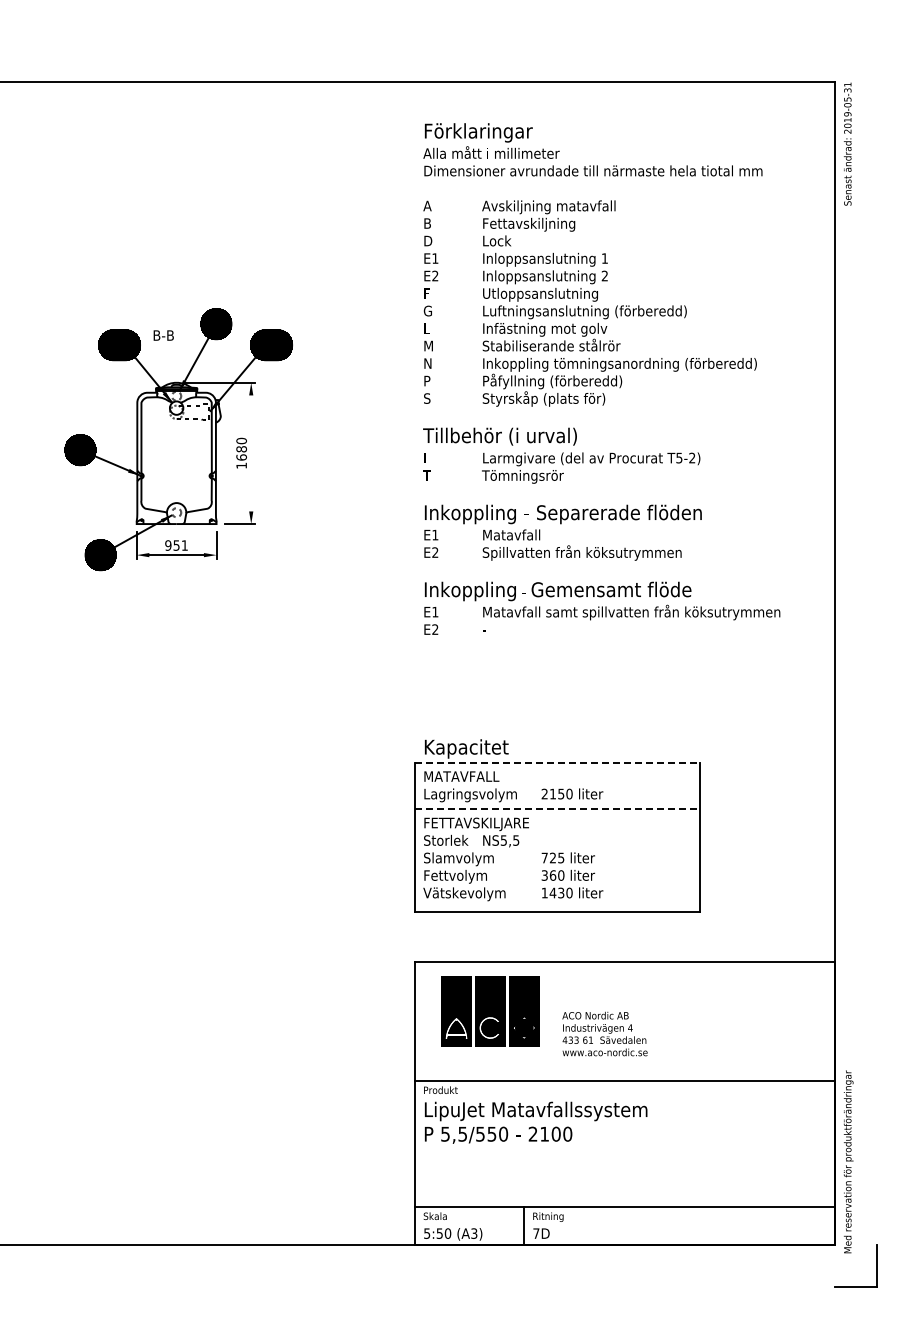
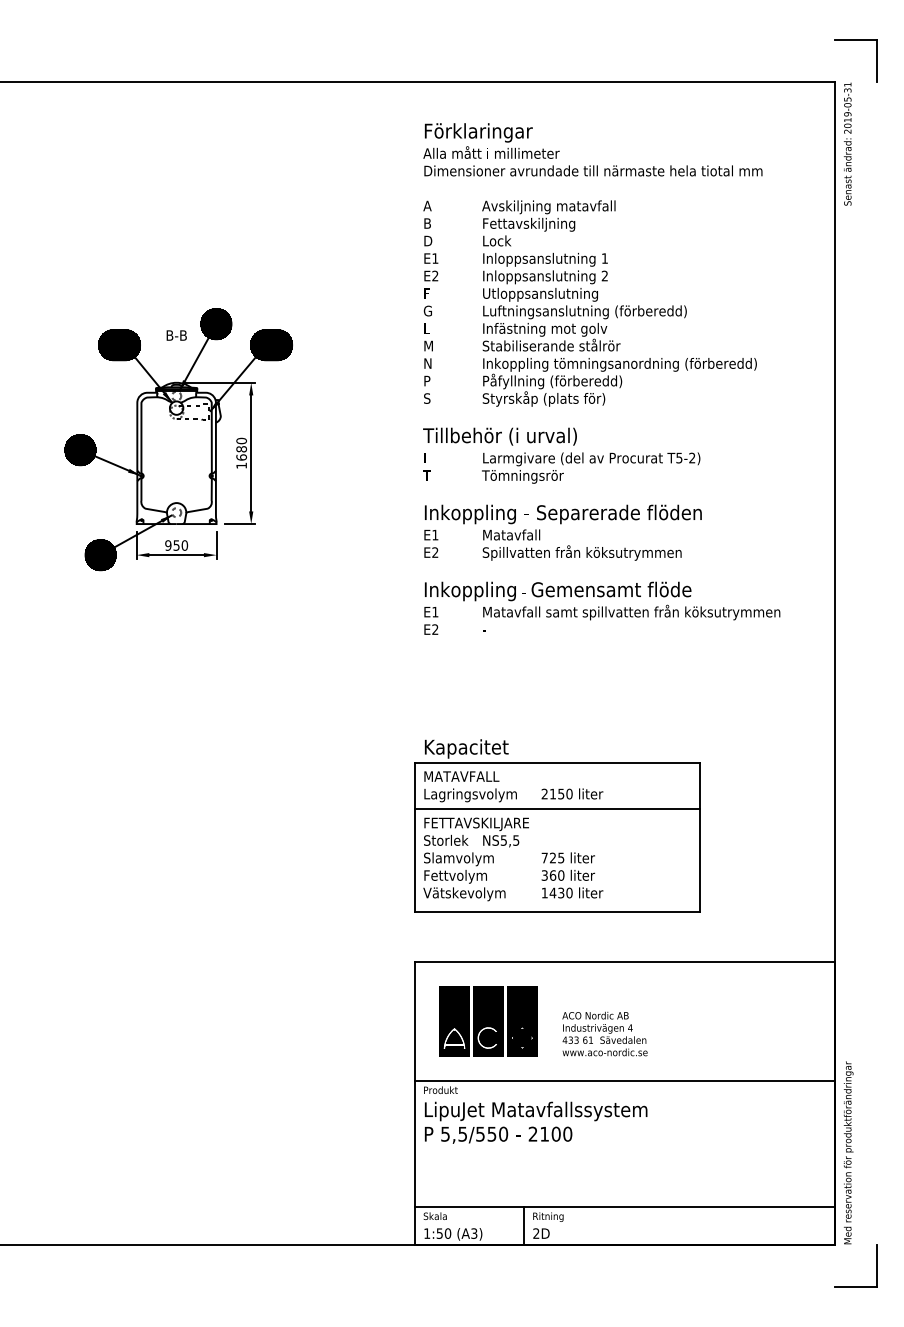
part: none -> present (855, 40)
text position: (163, 335) -> (176, 335) (176, 335)
line: none -> present (251, 453)
text: 951 -> 950 (184, 545)
line: dashed -> solid (557, 762)
line: dashed -> solid (557, 809)
part position: (490, 1011) -> (488, 1021) (488, 1021)
text position: (848, 1161) -> (848, 1152) (848, 1152)
text: 5:50 -> 1:50 (427, 1233)
text: 7D -> 2D (536, 1233)
